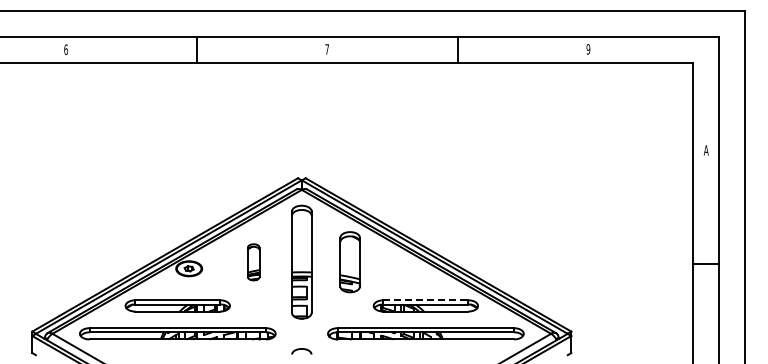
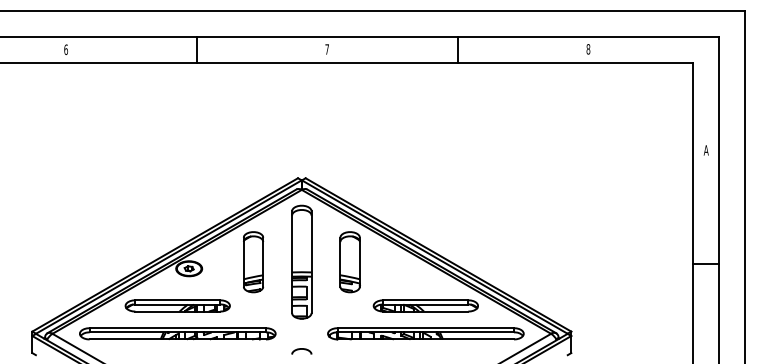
text: 9 -> 8 (588, 49)
part size: 14x39 px -> 22x63 px (253, 262)
line: dashed -> solid (426, 300)
